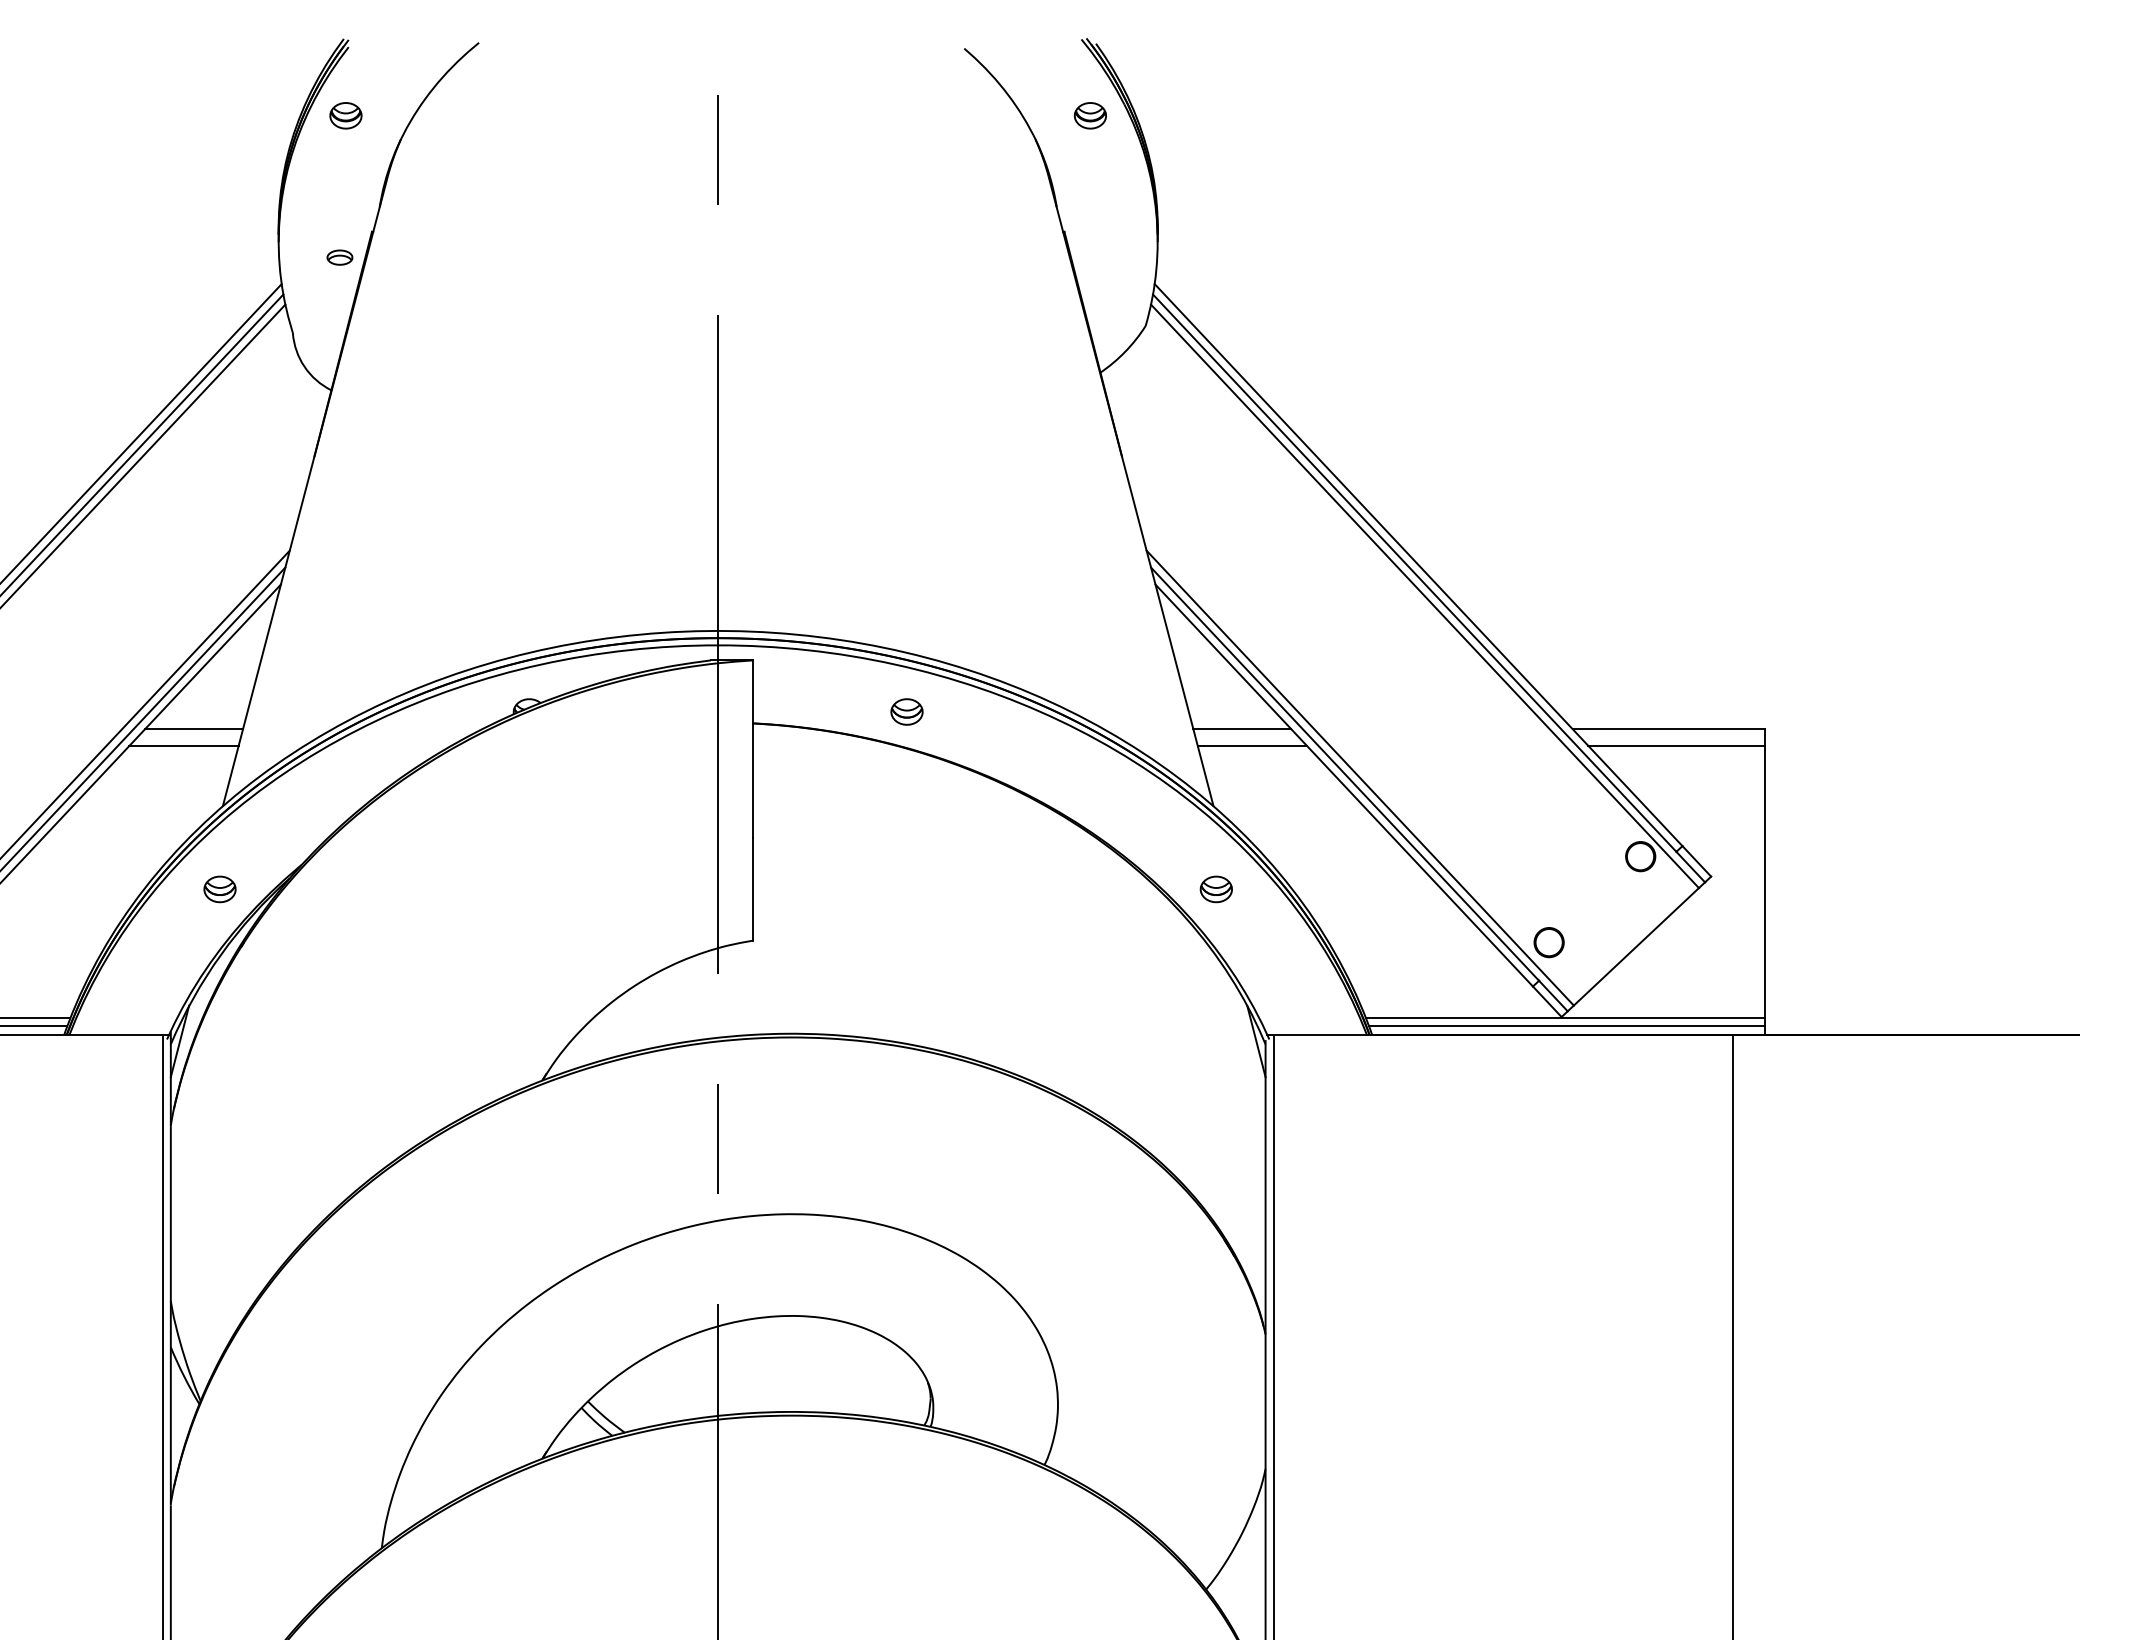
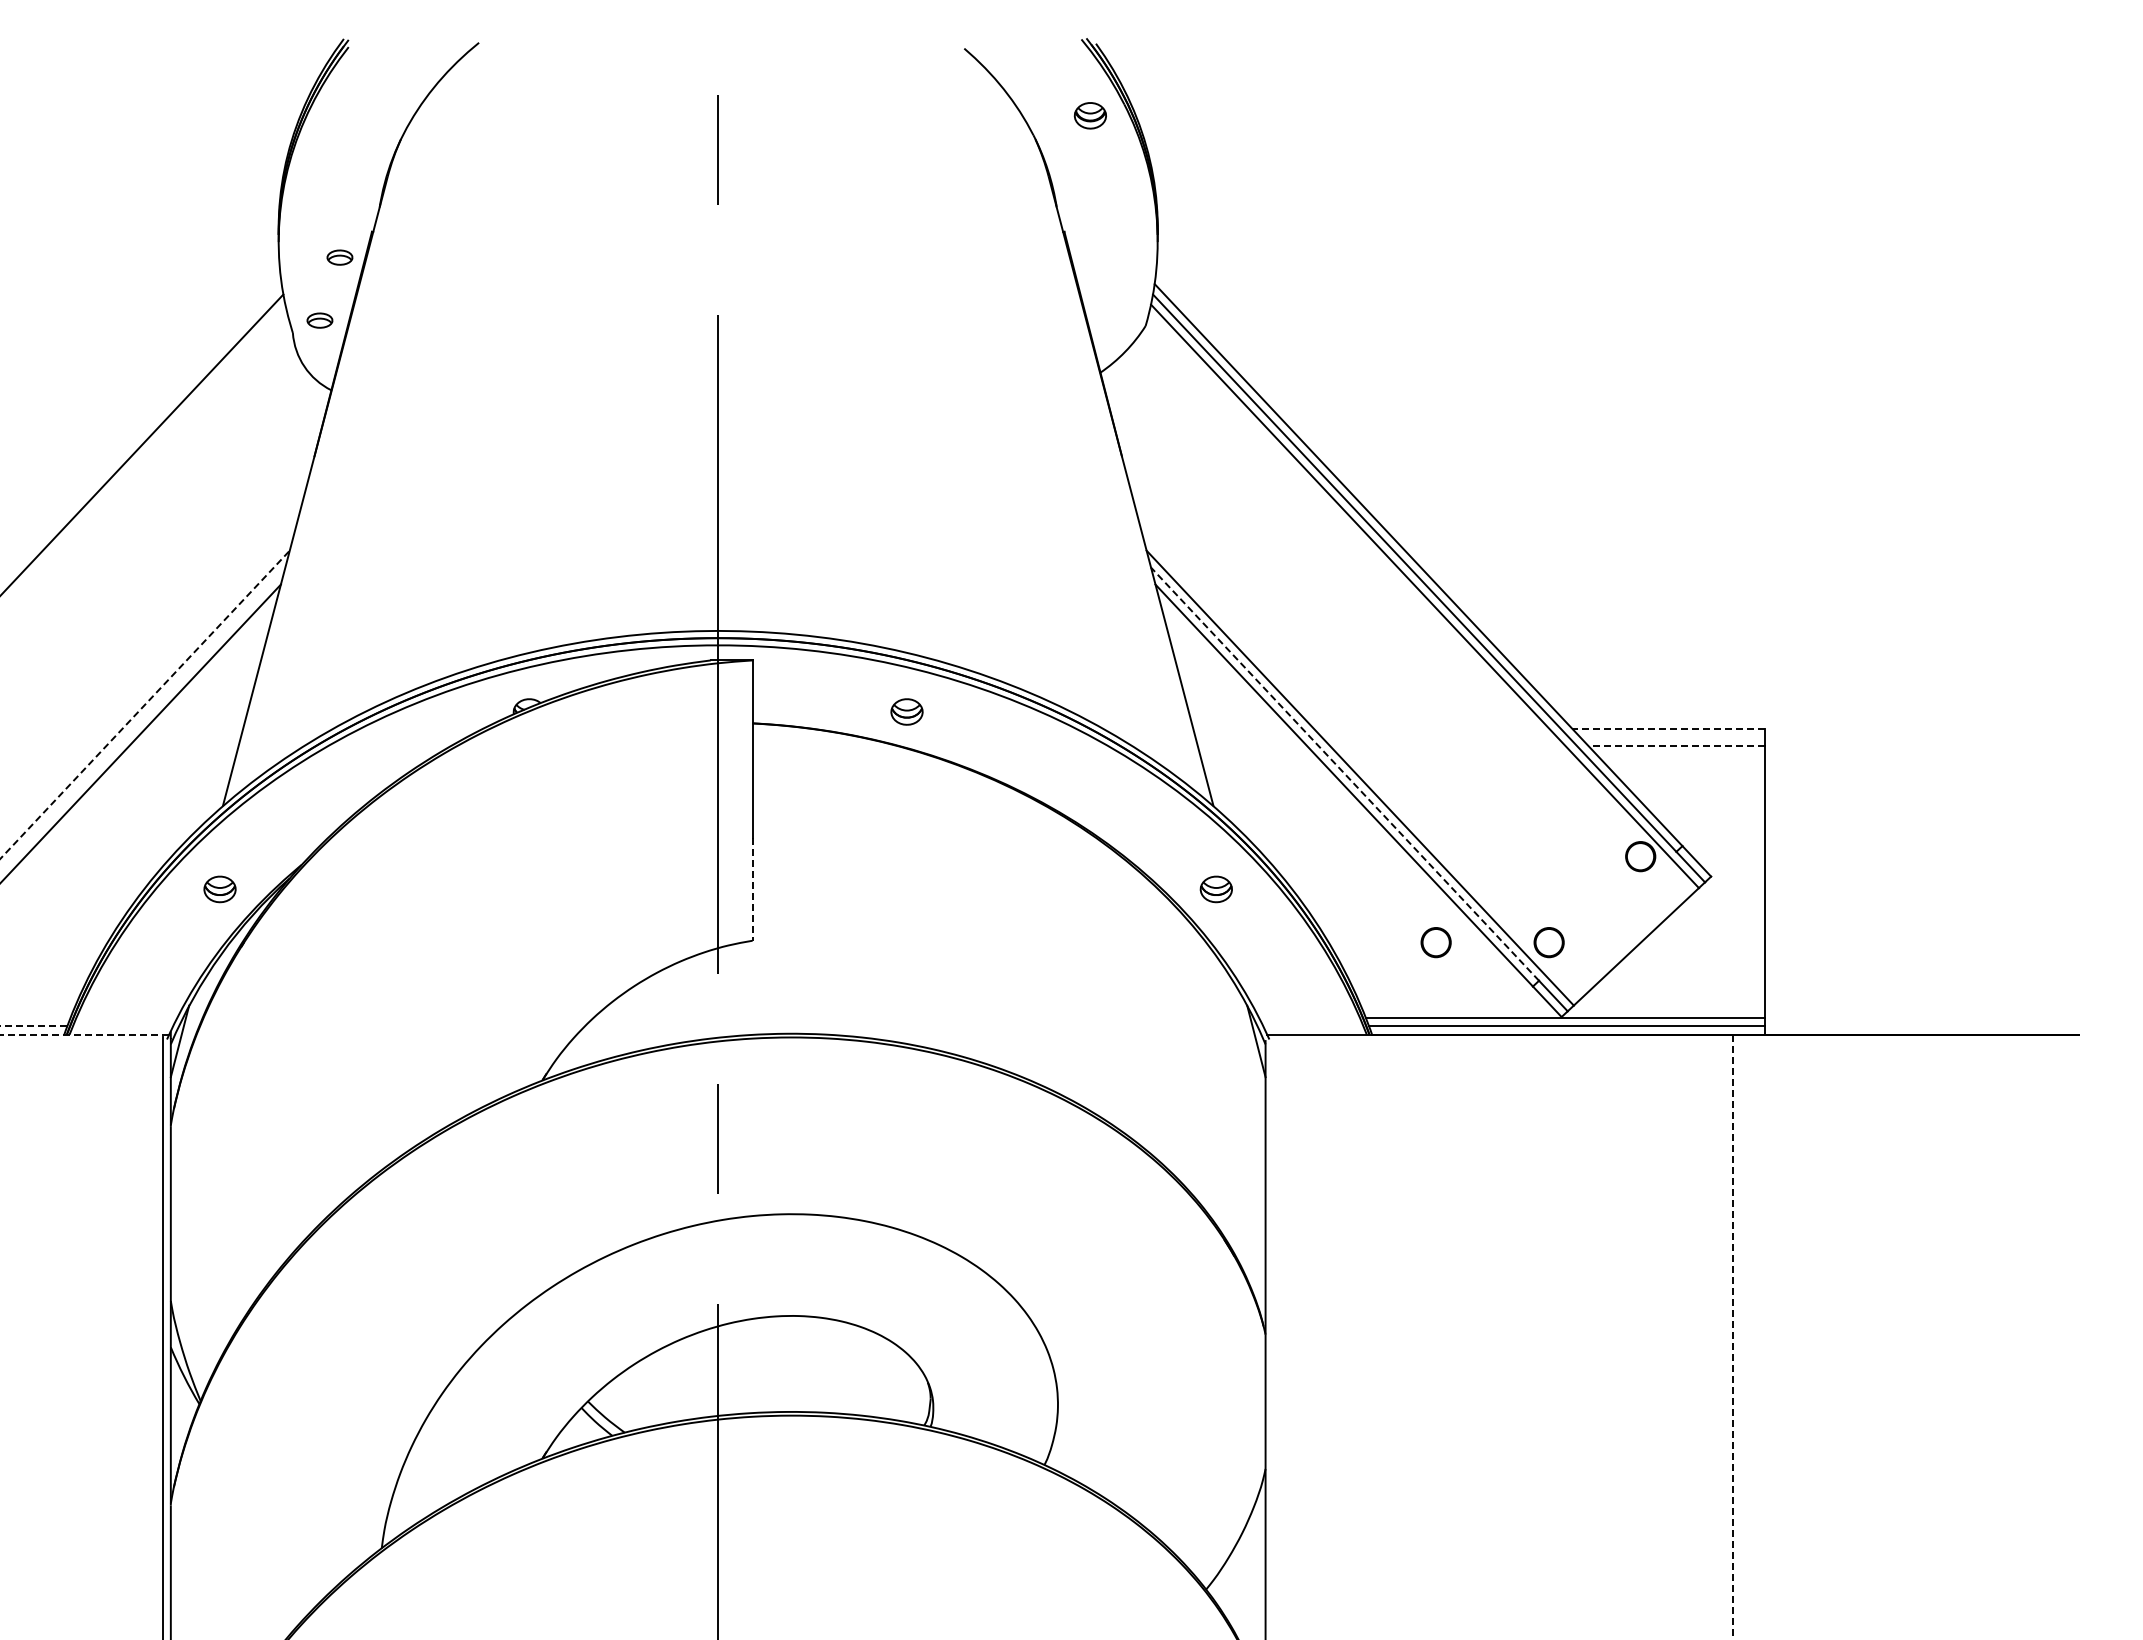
part: present -> none (345, 115)
part: none -> present (319, 320)
line: present -> none (141, 432)
line: present -> none (143, 454)
line: solid -> dashed (145, 704)
line: present -> none (143, 718)
line: present -> none (194, 729)
line: present -> none (1242, 729)
line: solid -> dashed (1668, 729)
line: present -> none (183, 745)
line: present -> none (1251, 745)
line: solid -> dashed (1676, 745)
line: solid -> dashed (1344, 773)
line: solid -> dashed (752, 889)
circle: none -> present (1435, 942)
line: present -> none (36, 1017)
line: solid -> dashed (33, 1026)
line: solid -> dashed (84, 1034)
line: present -> none (1273, 1336)
line: solid -> dashed (1733, 1337)
